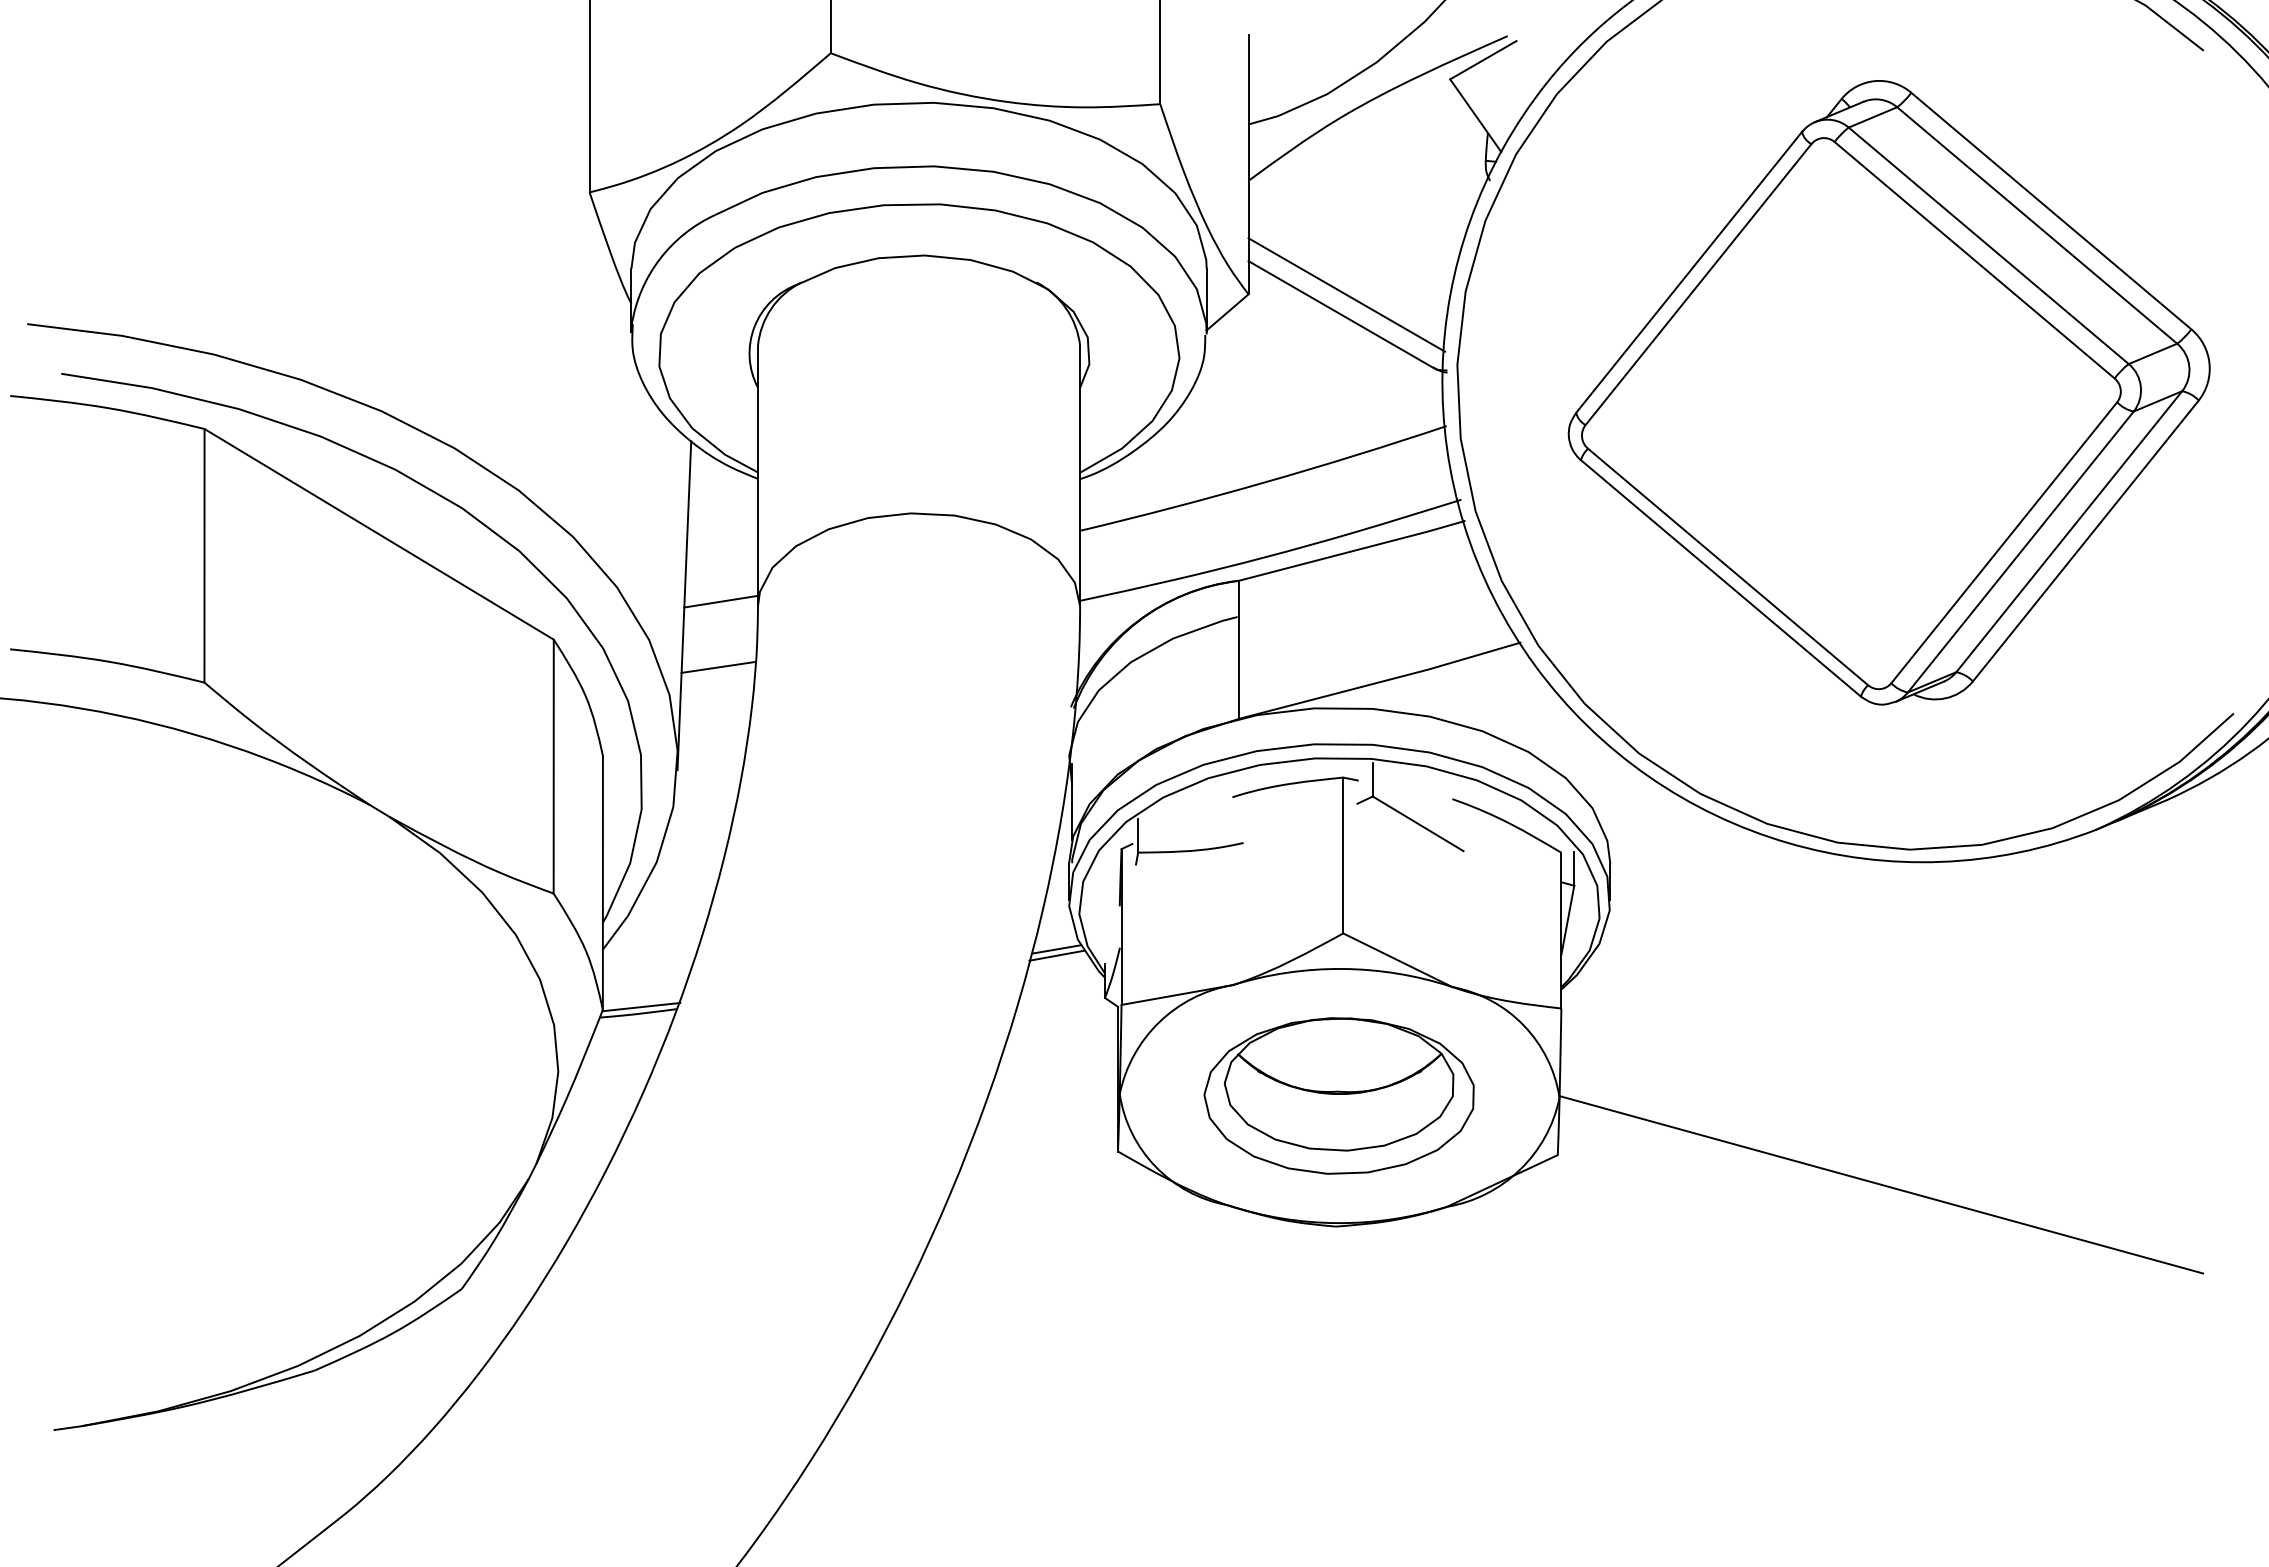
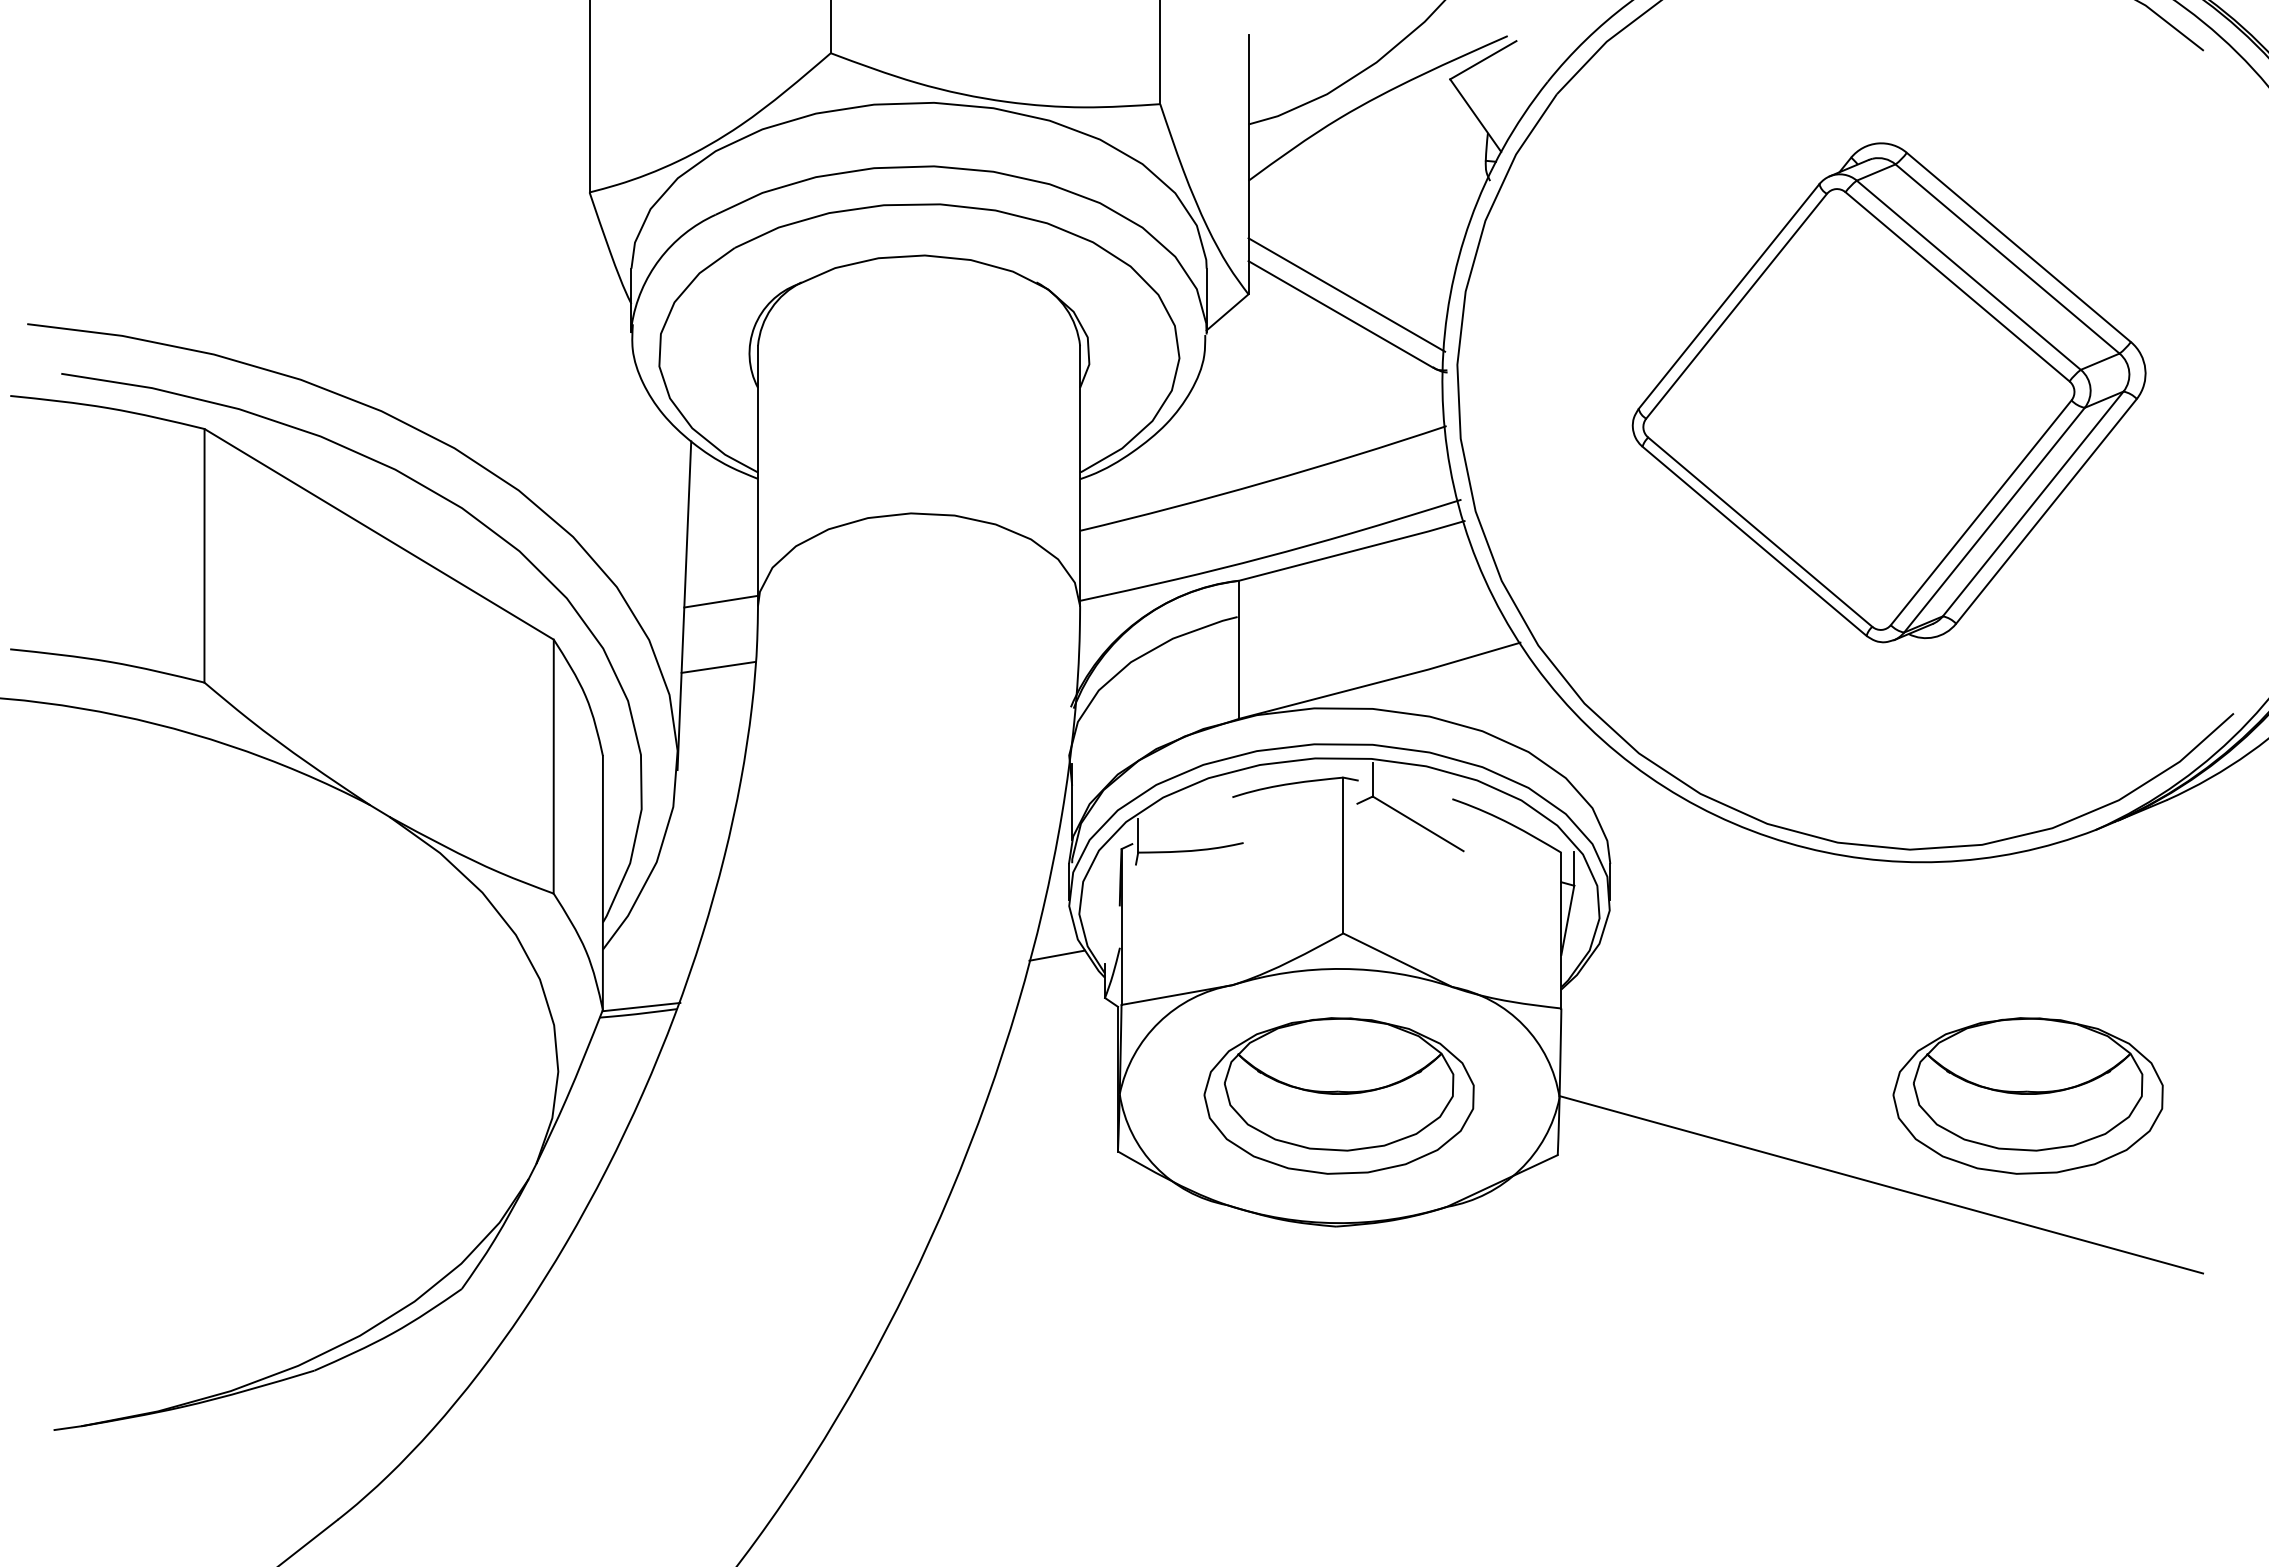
part size: 644x626 px -> 516x502 px (1888, 392)
line: present -> none (1056, 949)
part: none -> present (2027, 1095)
